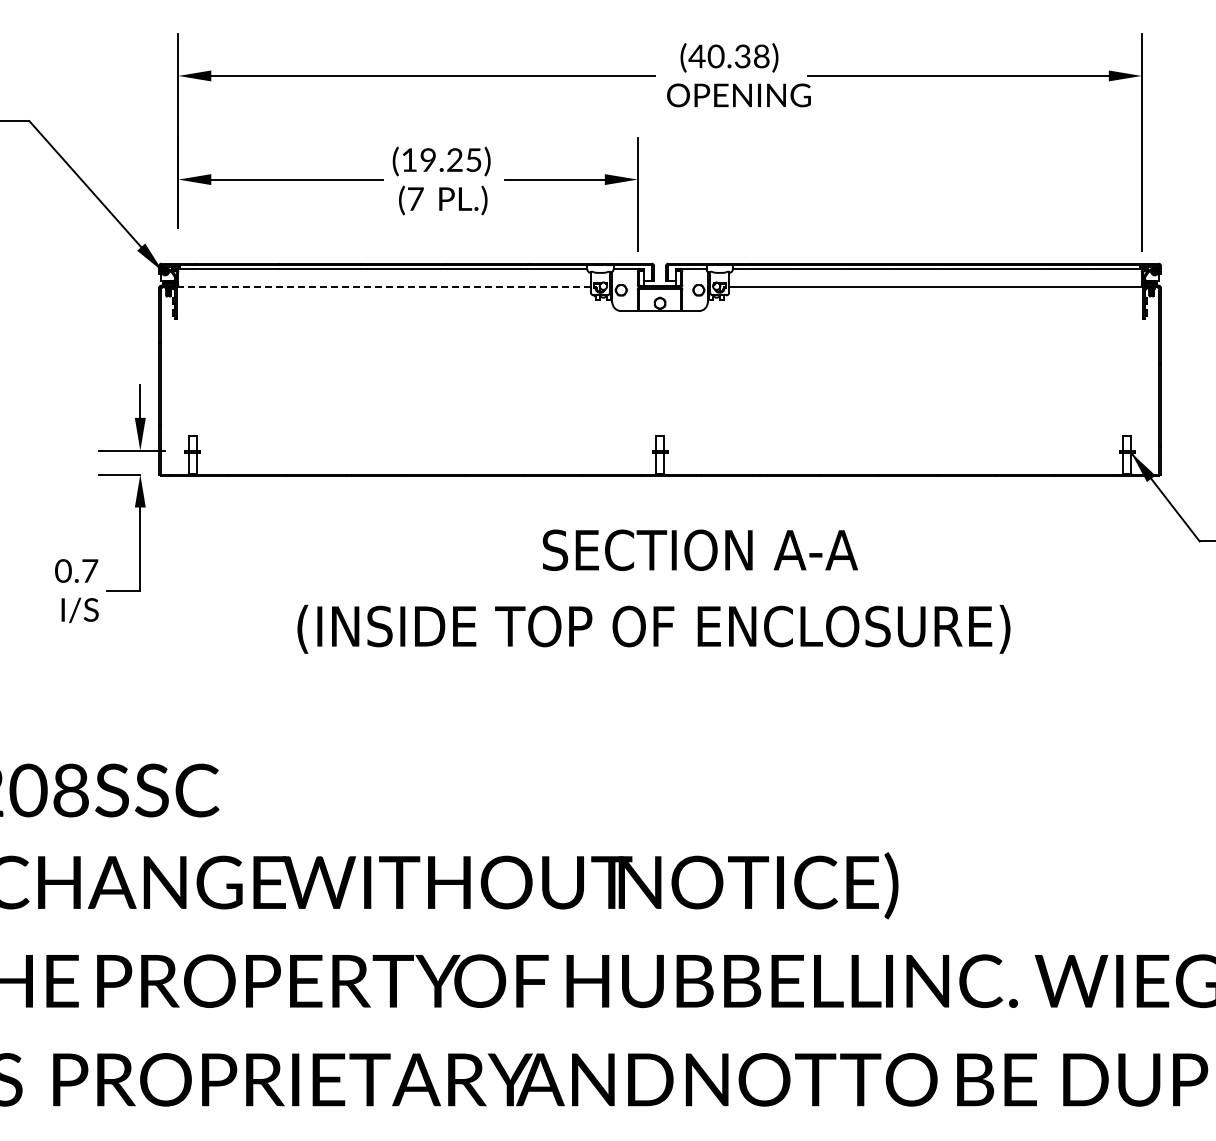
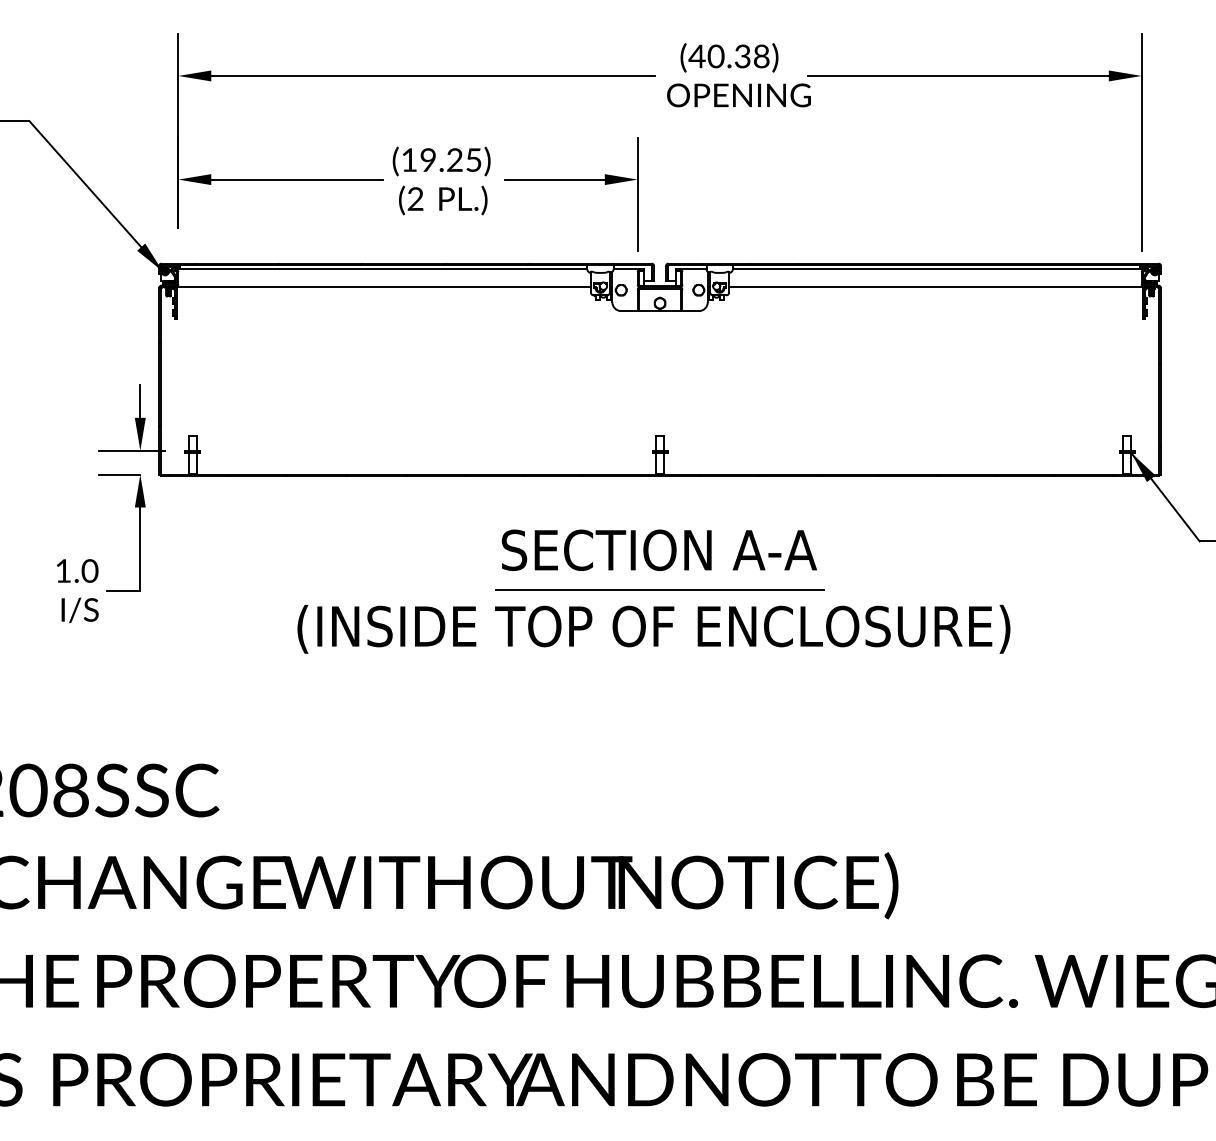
text: (7 -> (2 (415, 198)
line: dashed -> solid (383, 287)
text position: (699, 549) -> (658, 549) (658, 549)
text: 0.7 -> 1.0 (76, 570)
line: none -> present (659, 589)
